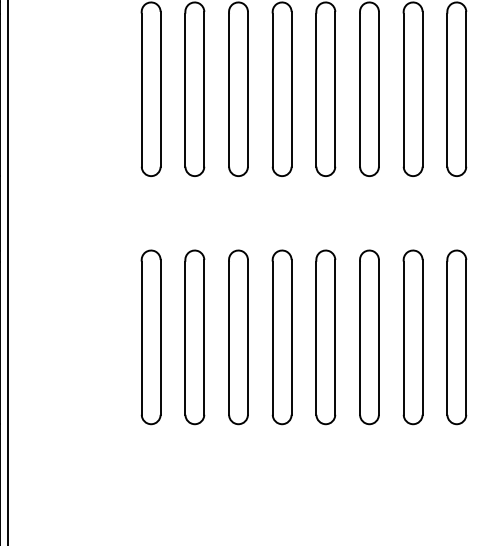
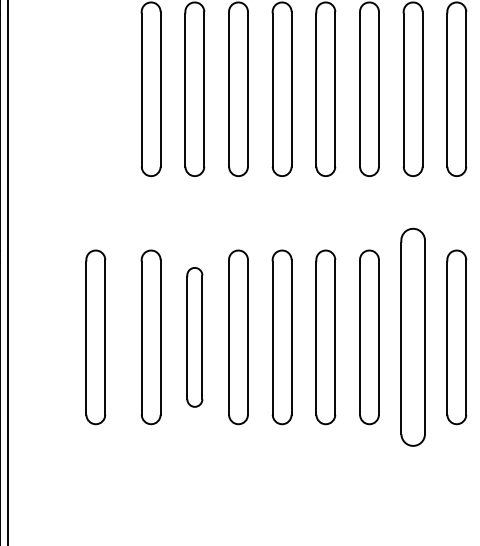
part: none -> present (95, 337)
part size: 22x177 px -> 18x141 px (194, 337)
part size: 22x177 px -> 26x220 px (412, 336)
